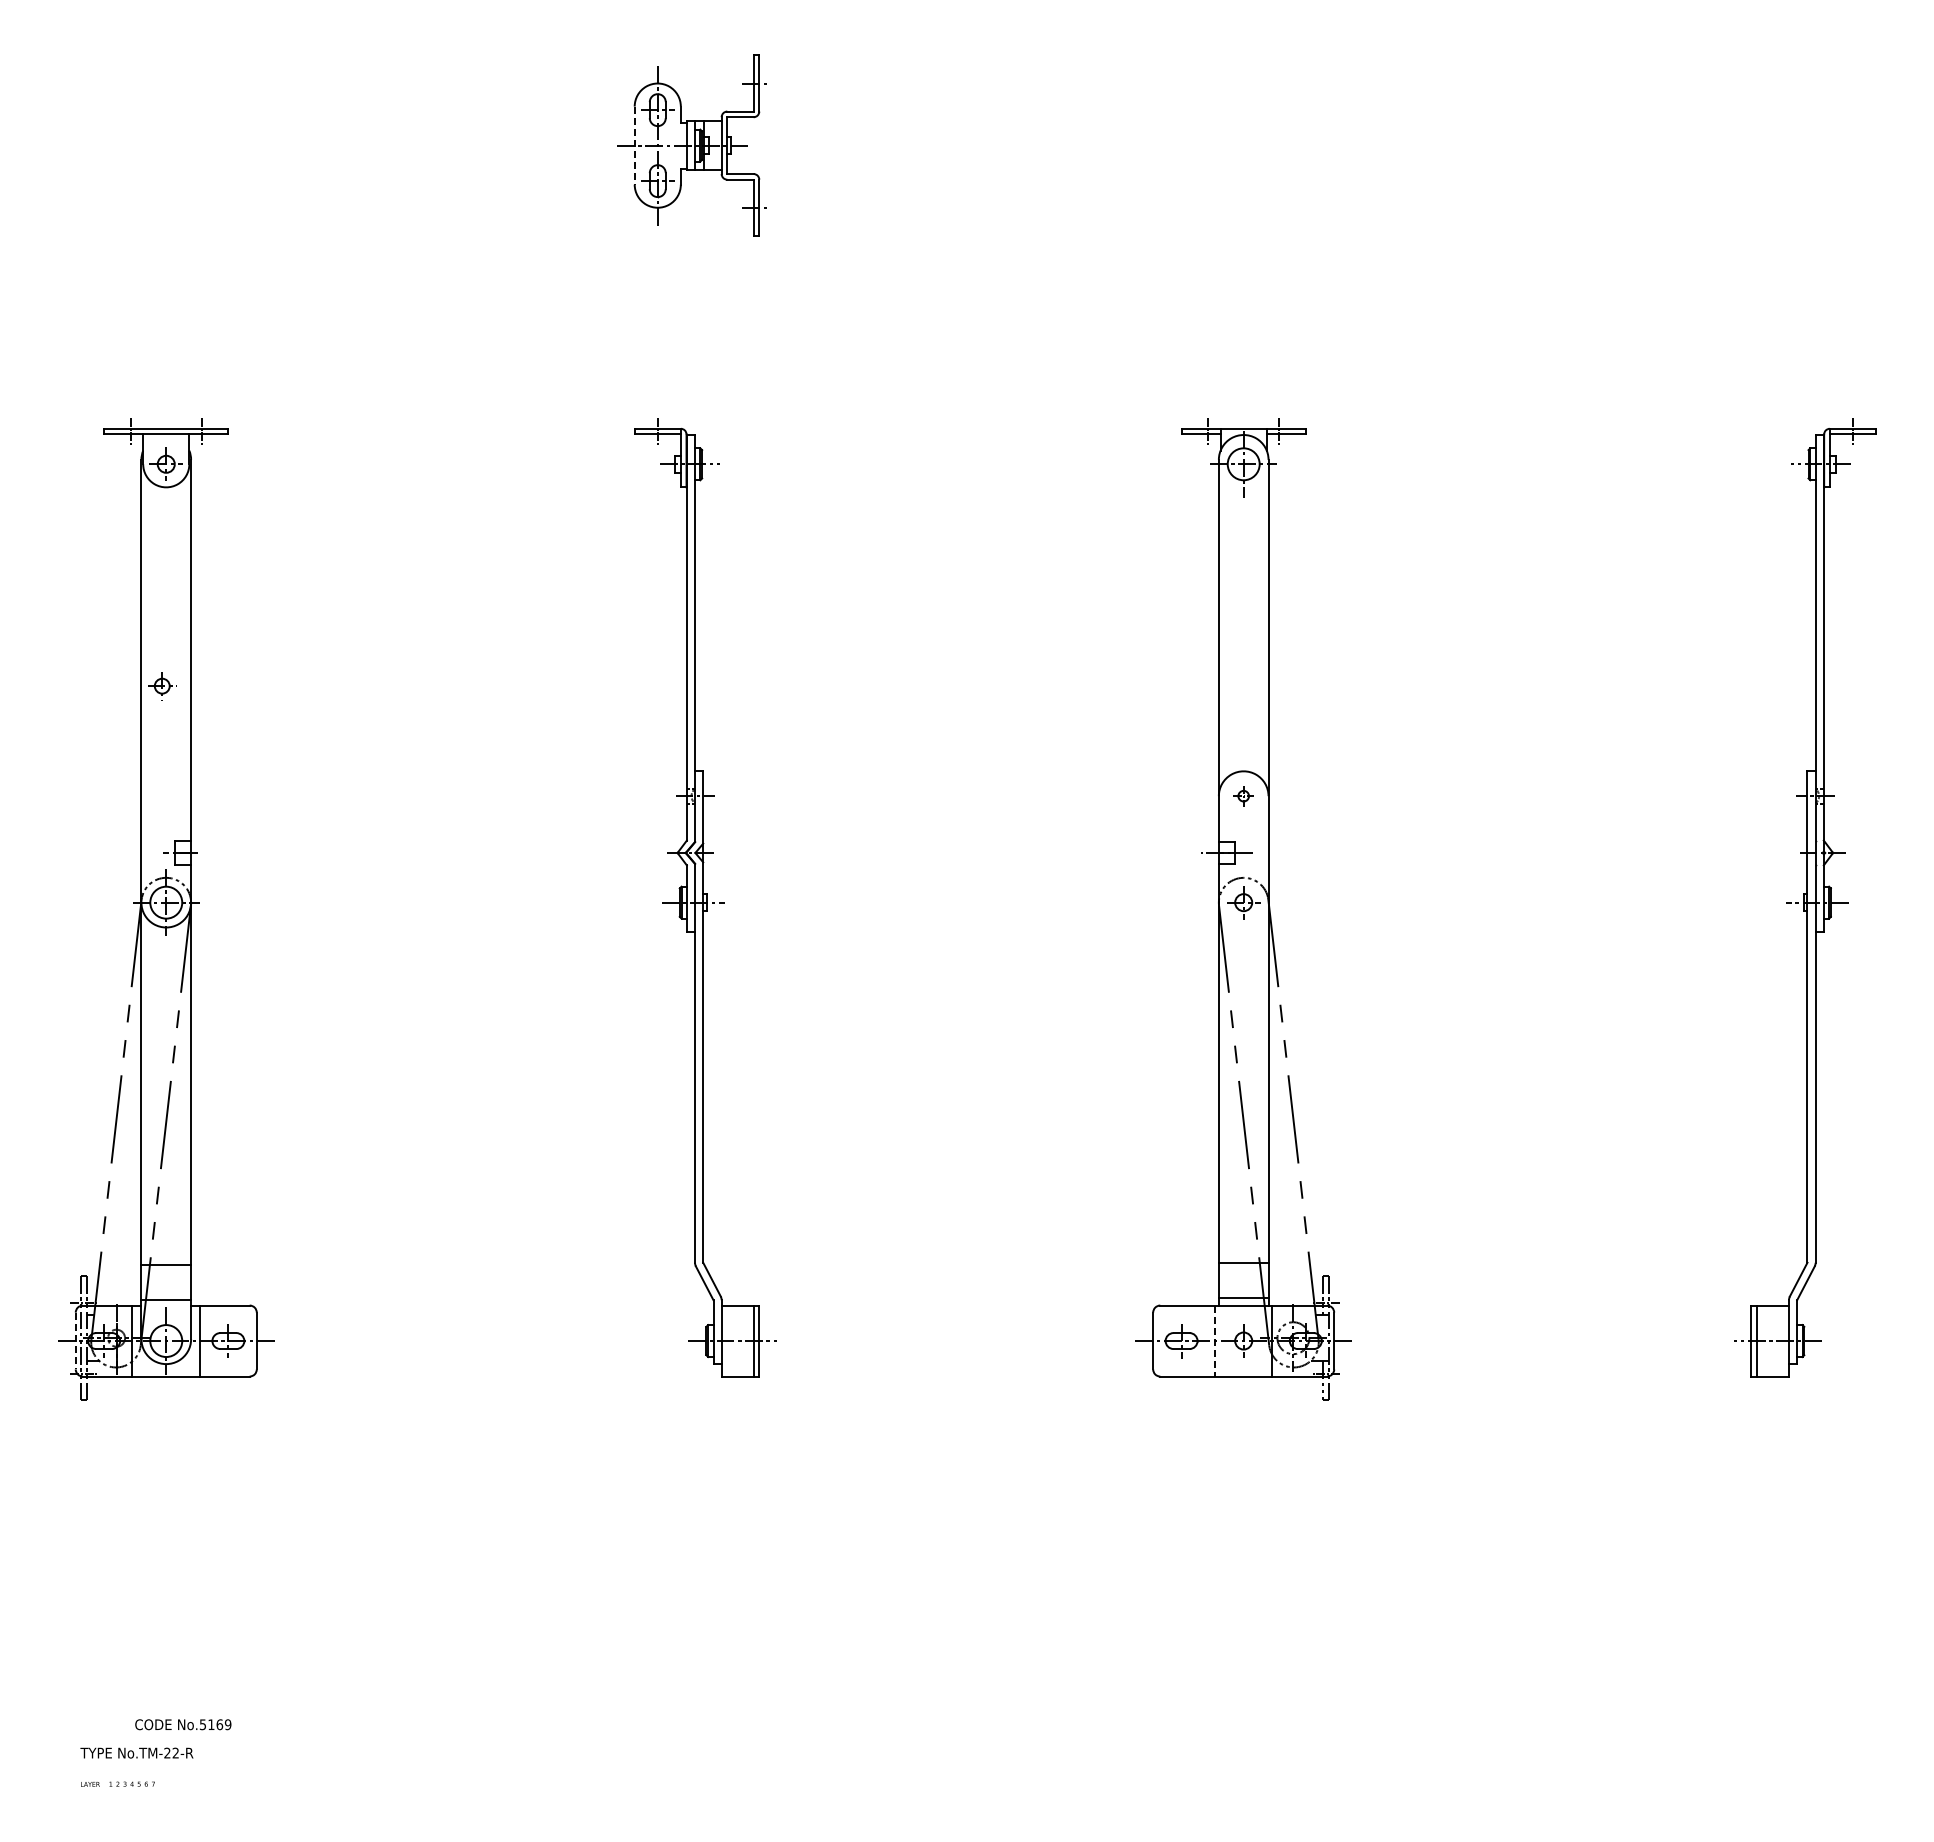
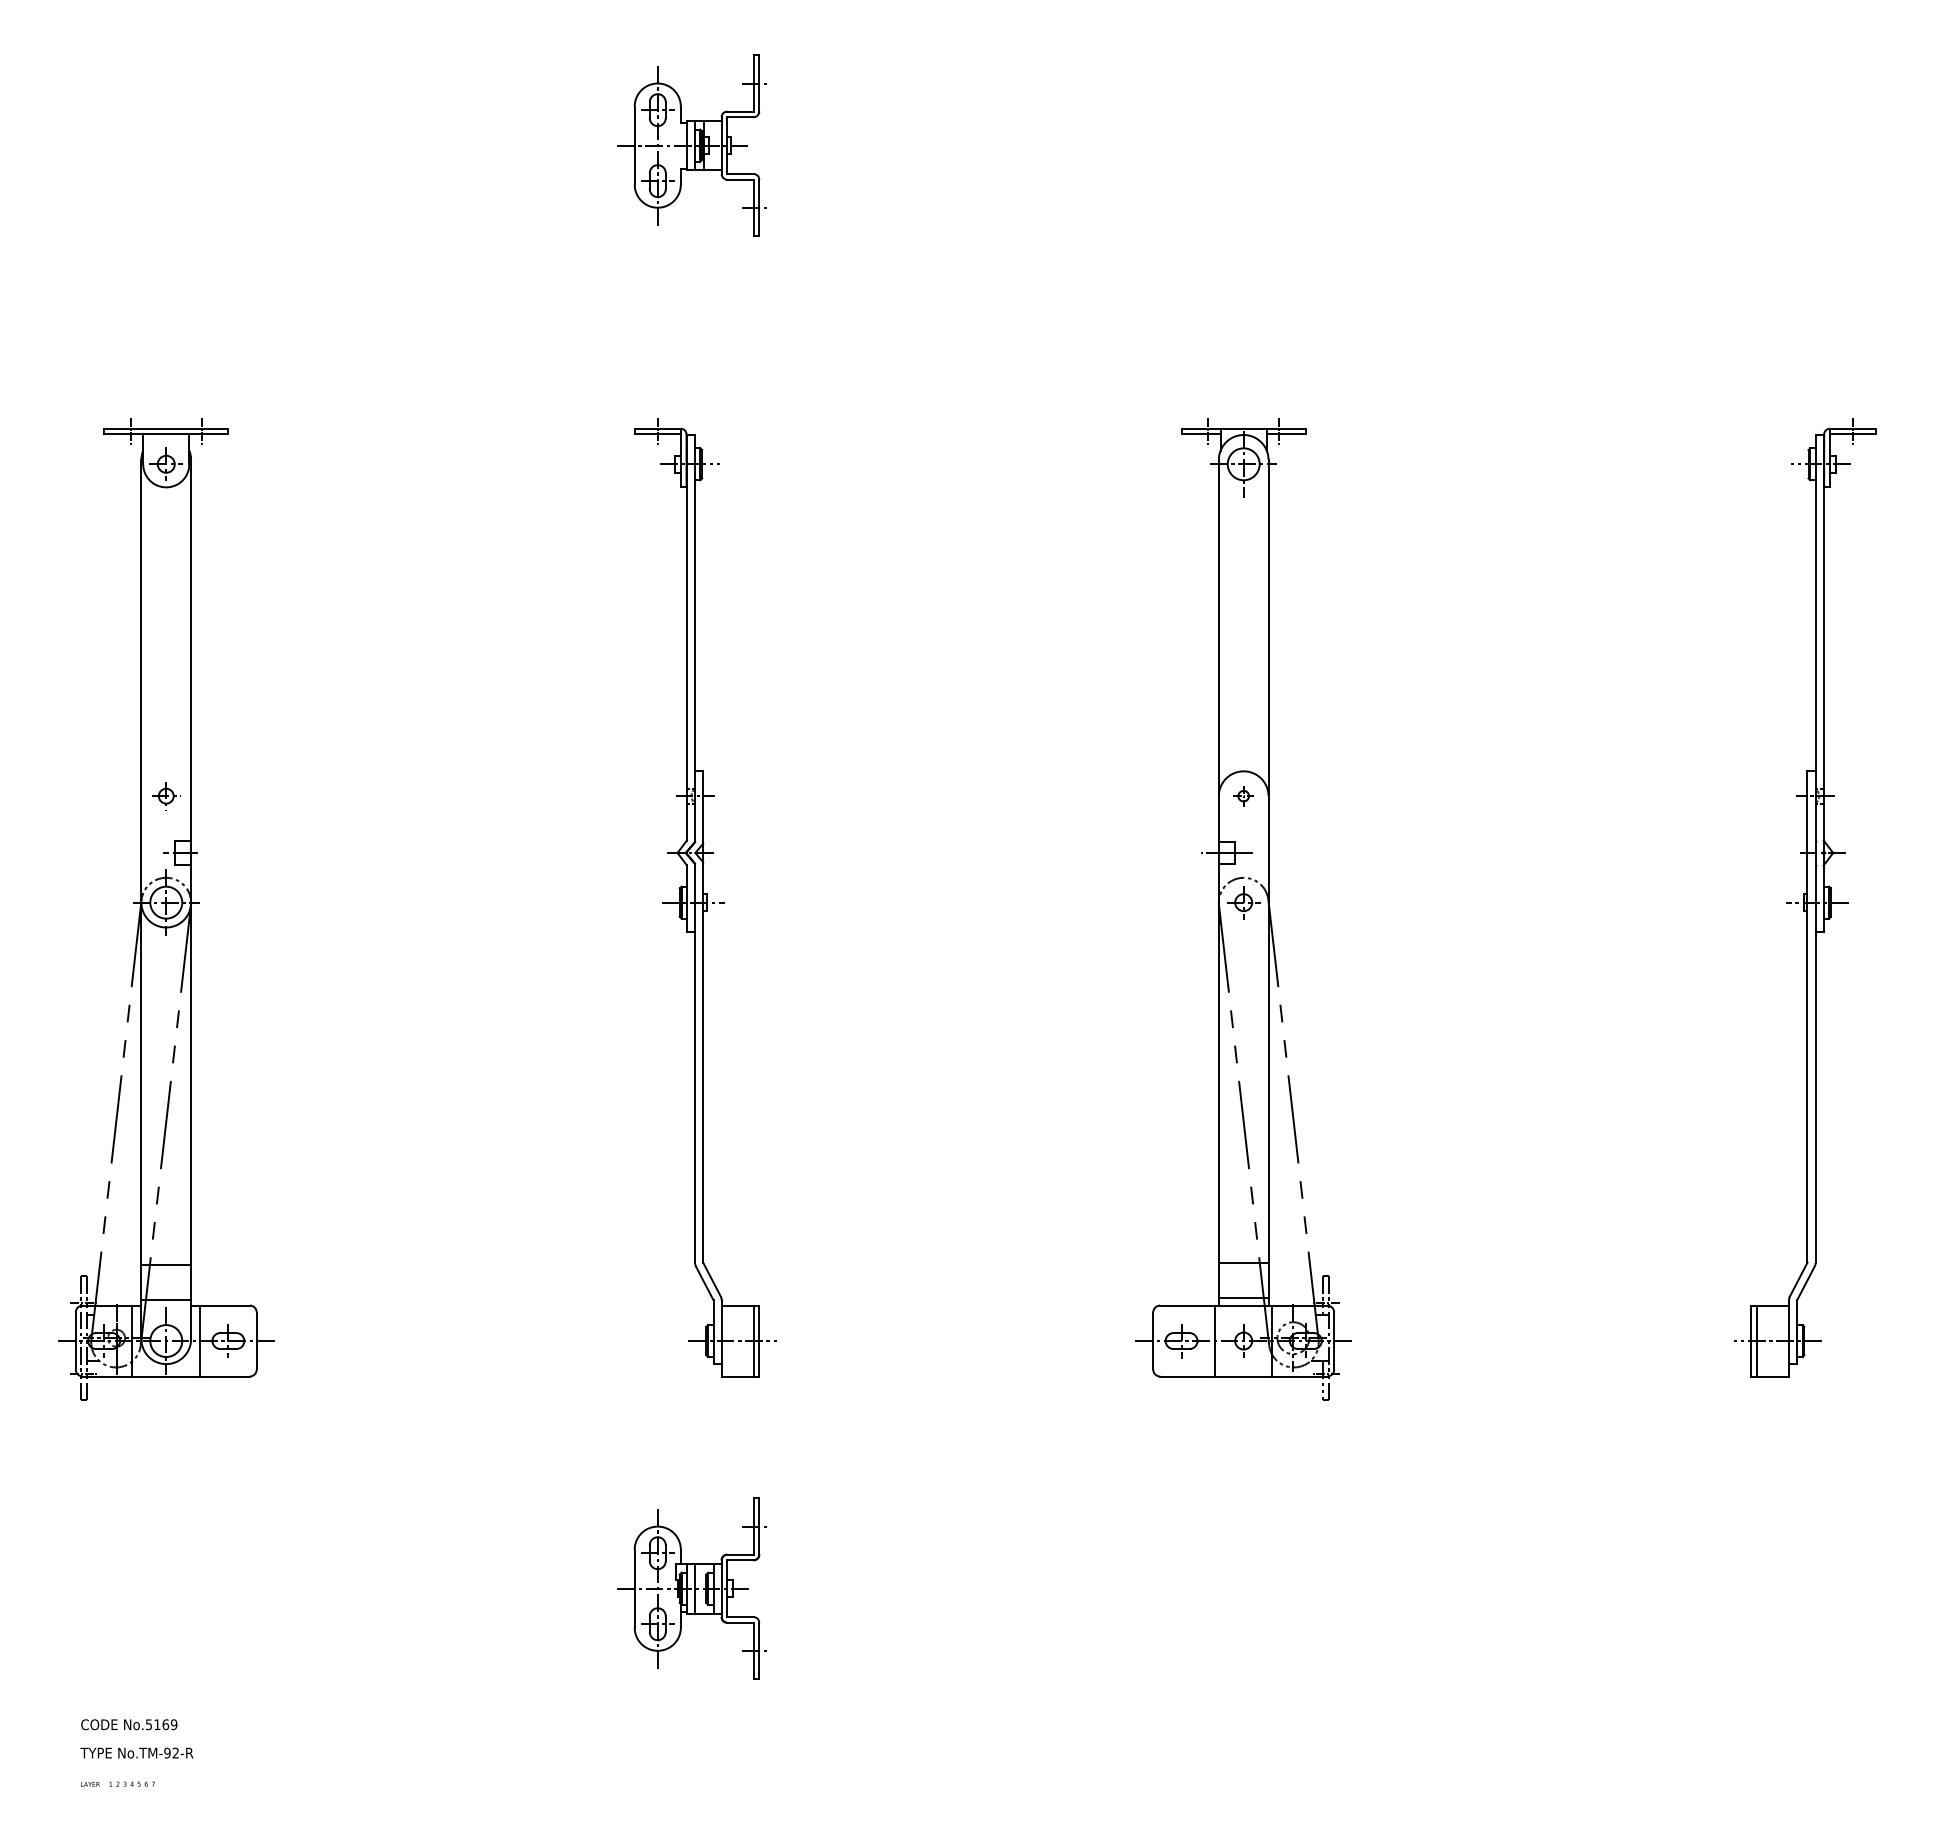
line: dashed -> solid (634, 146)
part position: (162, 686) -> (166, 796) (166, 796)
line: dashed -> solid (75, 1341)
line: dashed -> solid (1215, 1341)
part: none -> present (691, 1588)
text position: (183, 1724) -> (129, 1724) (129, 1724)
text: No.TM-22-R -> No.TM-92-R (167, 1752)
